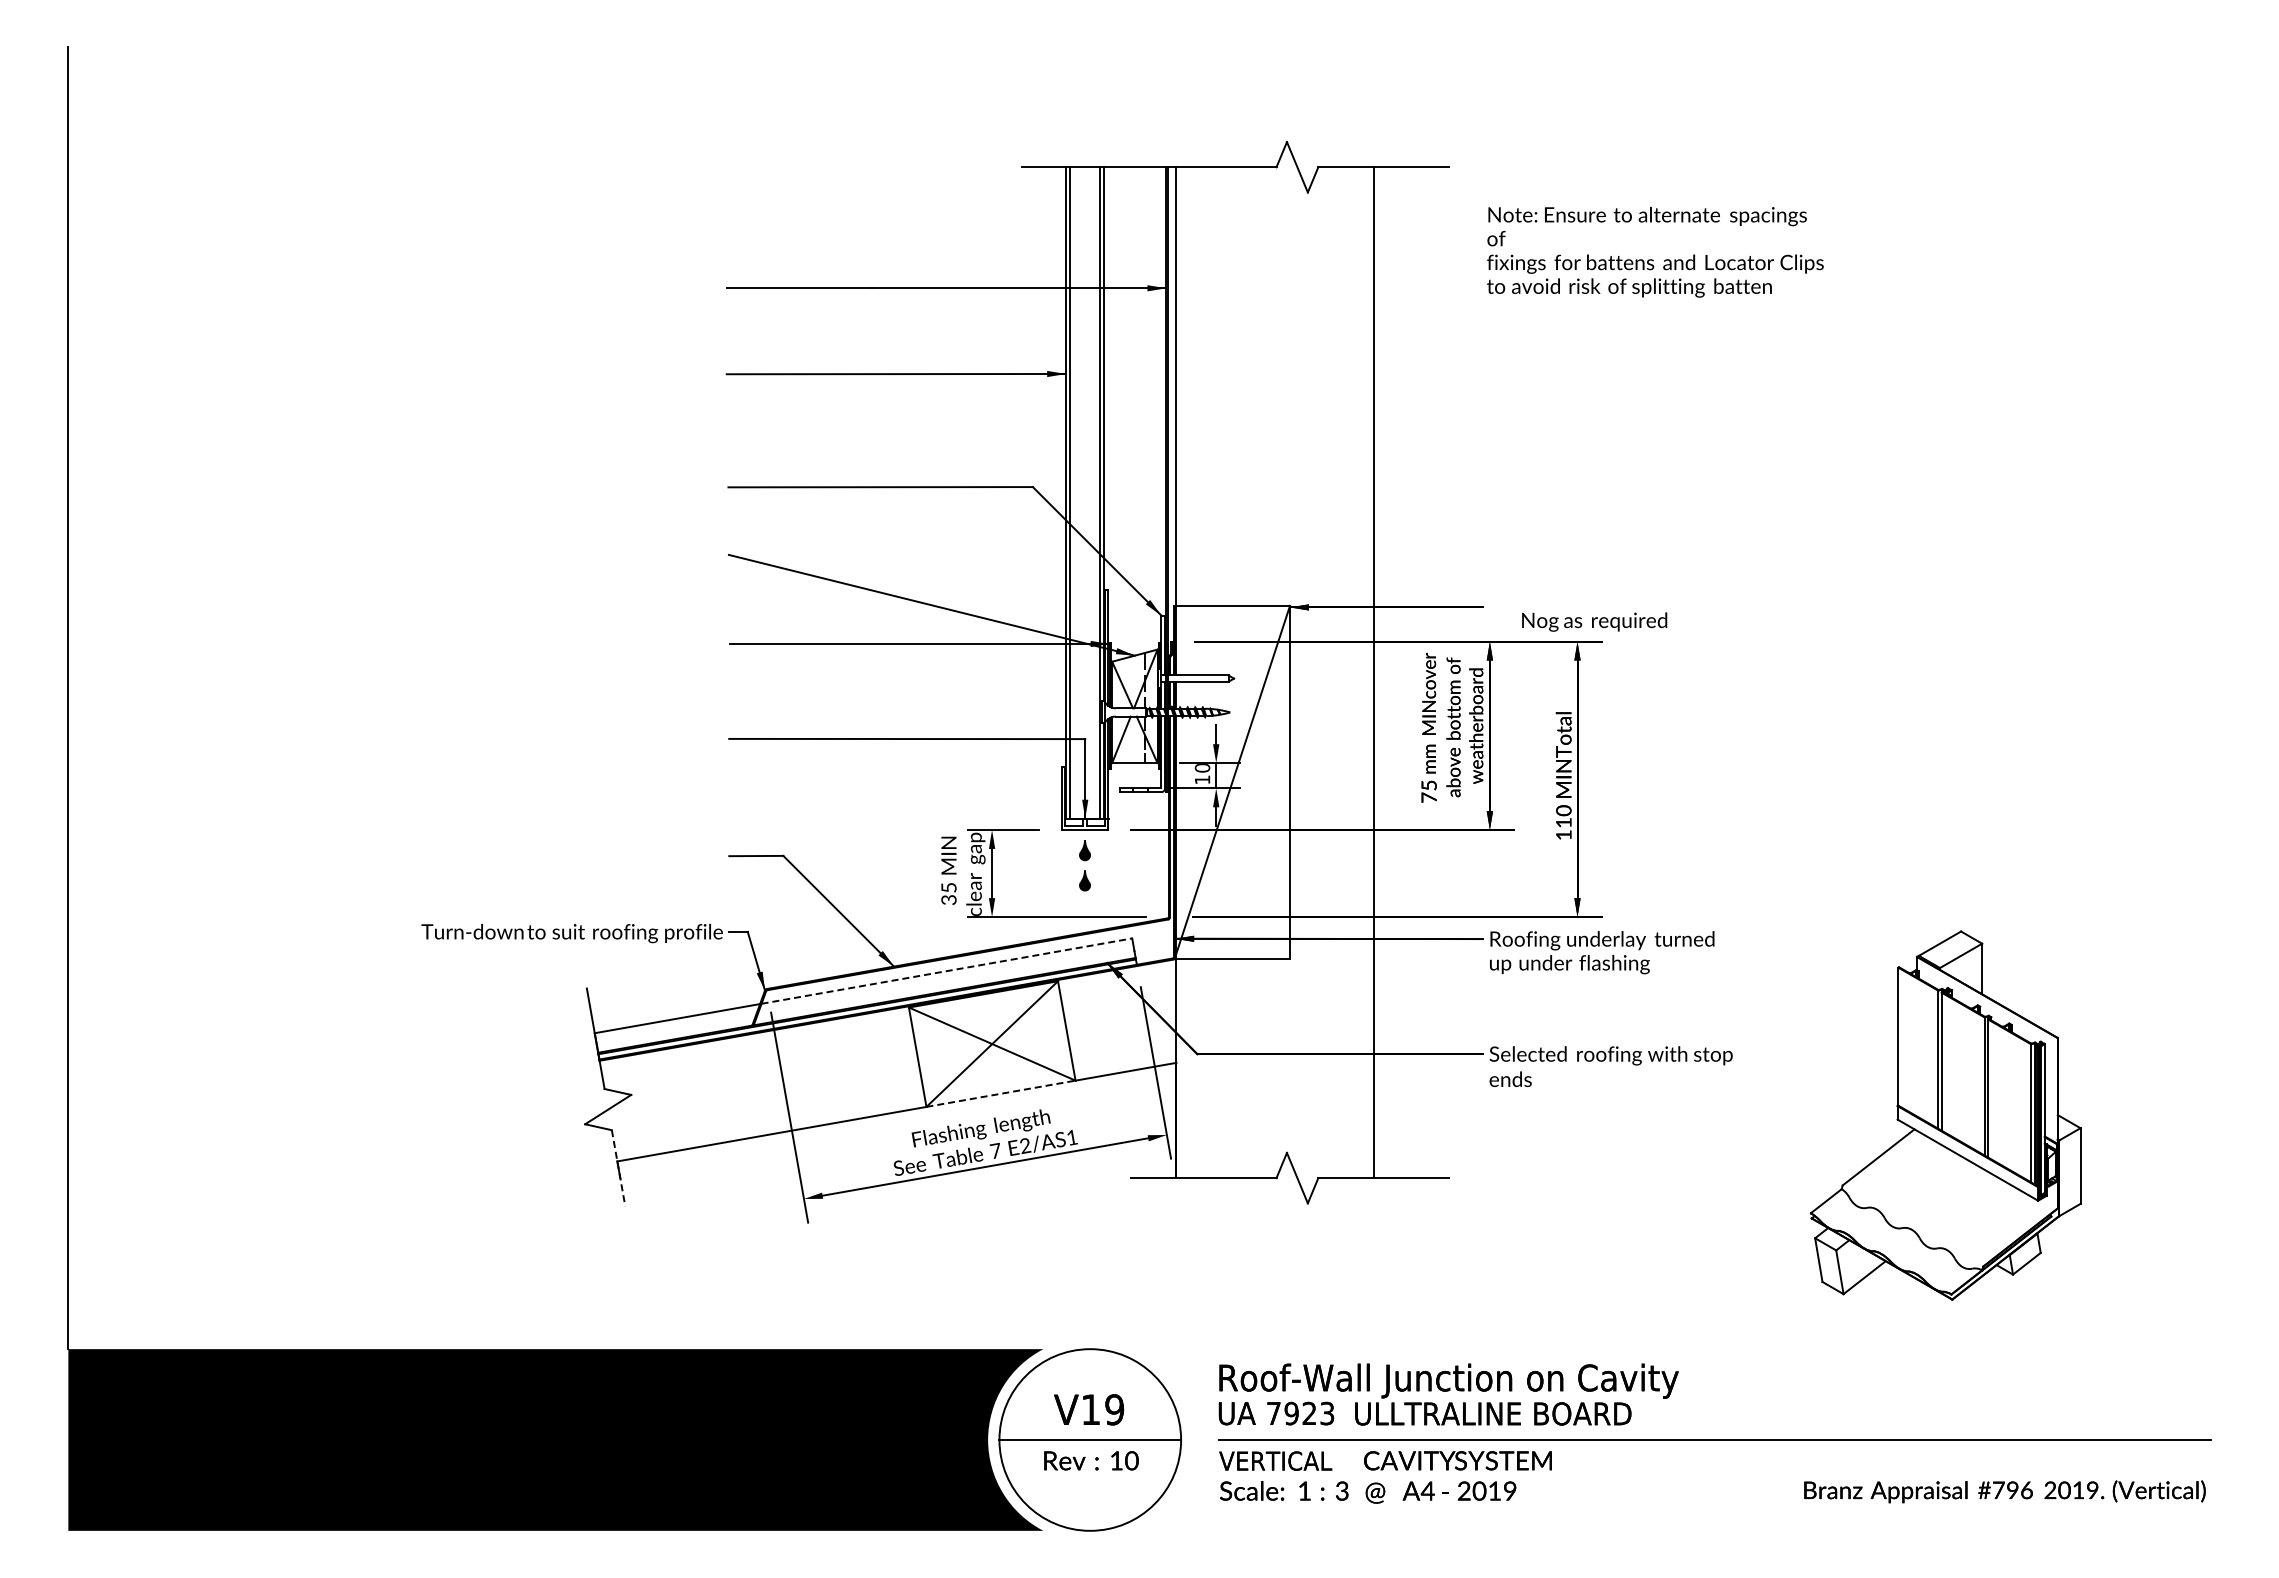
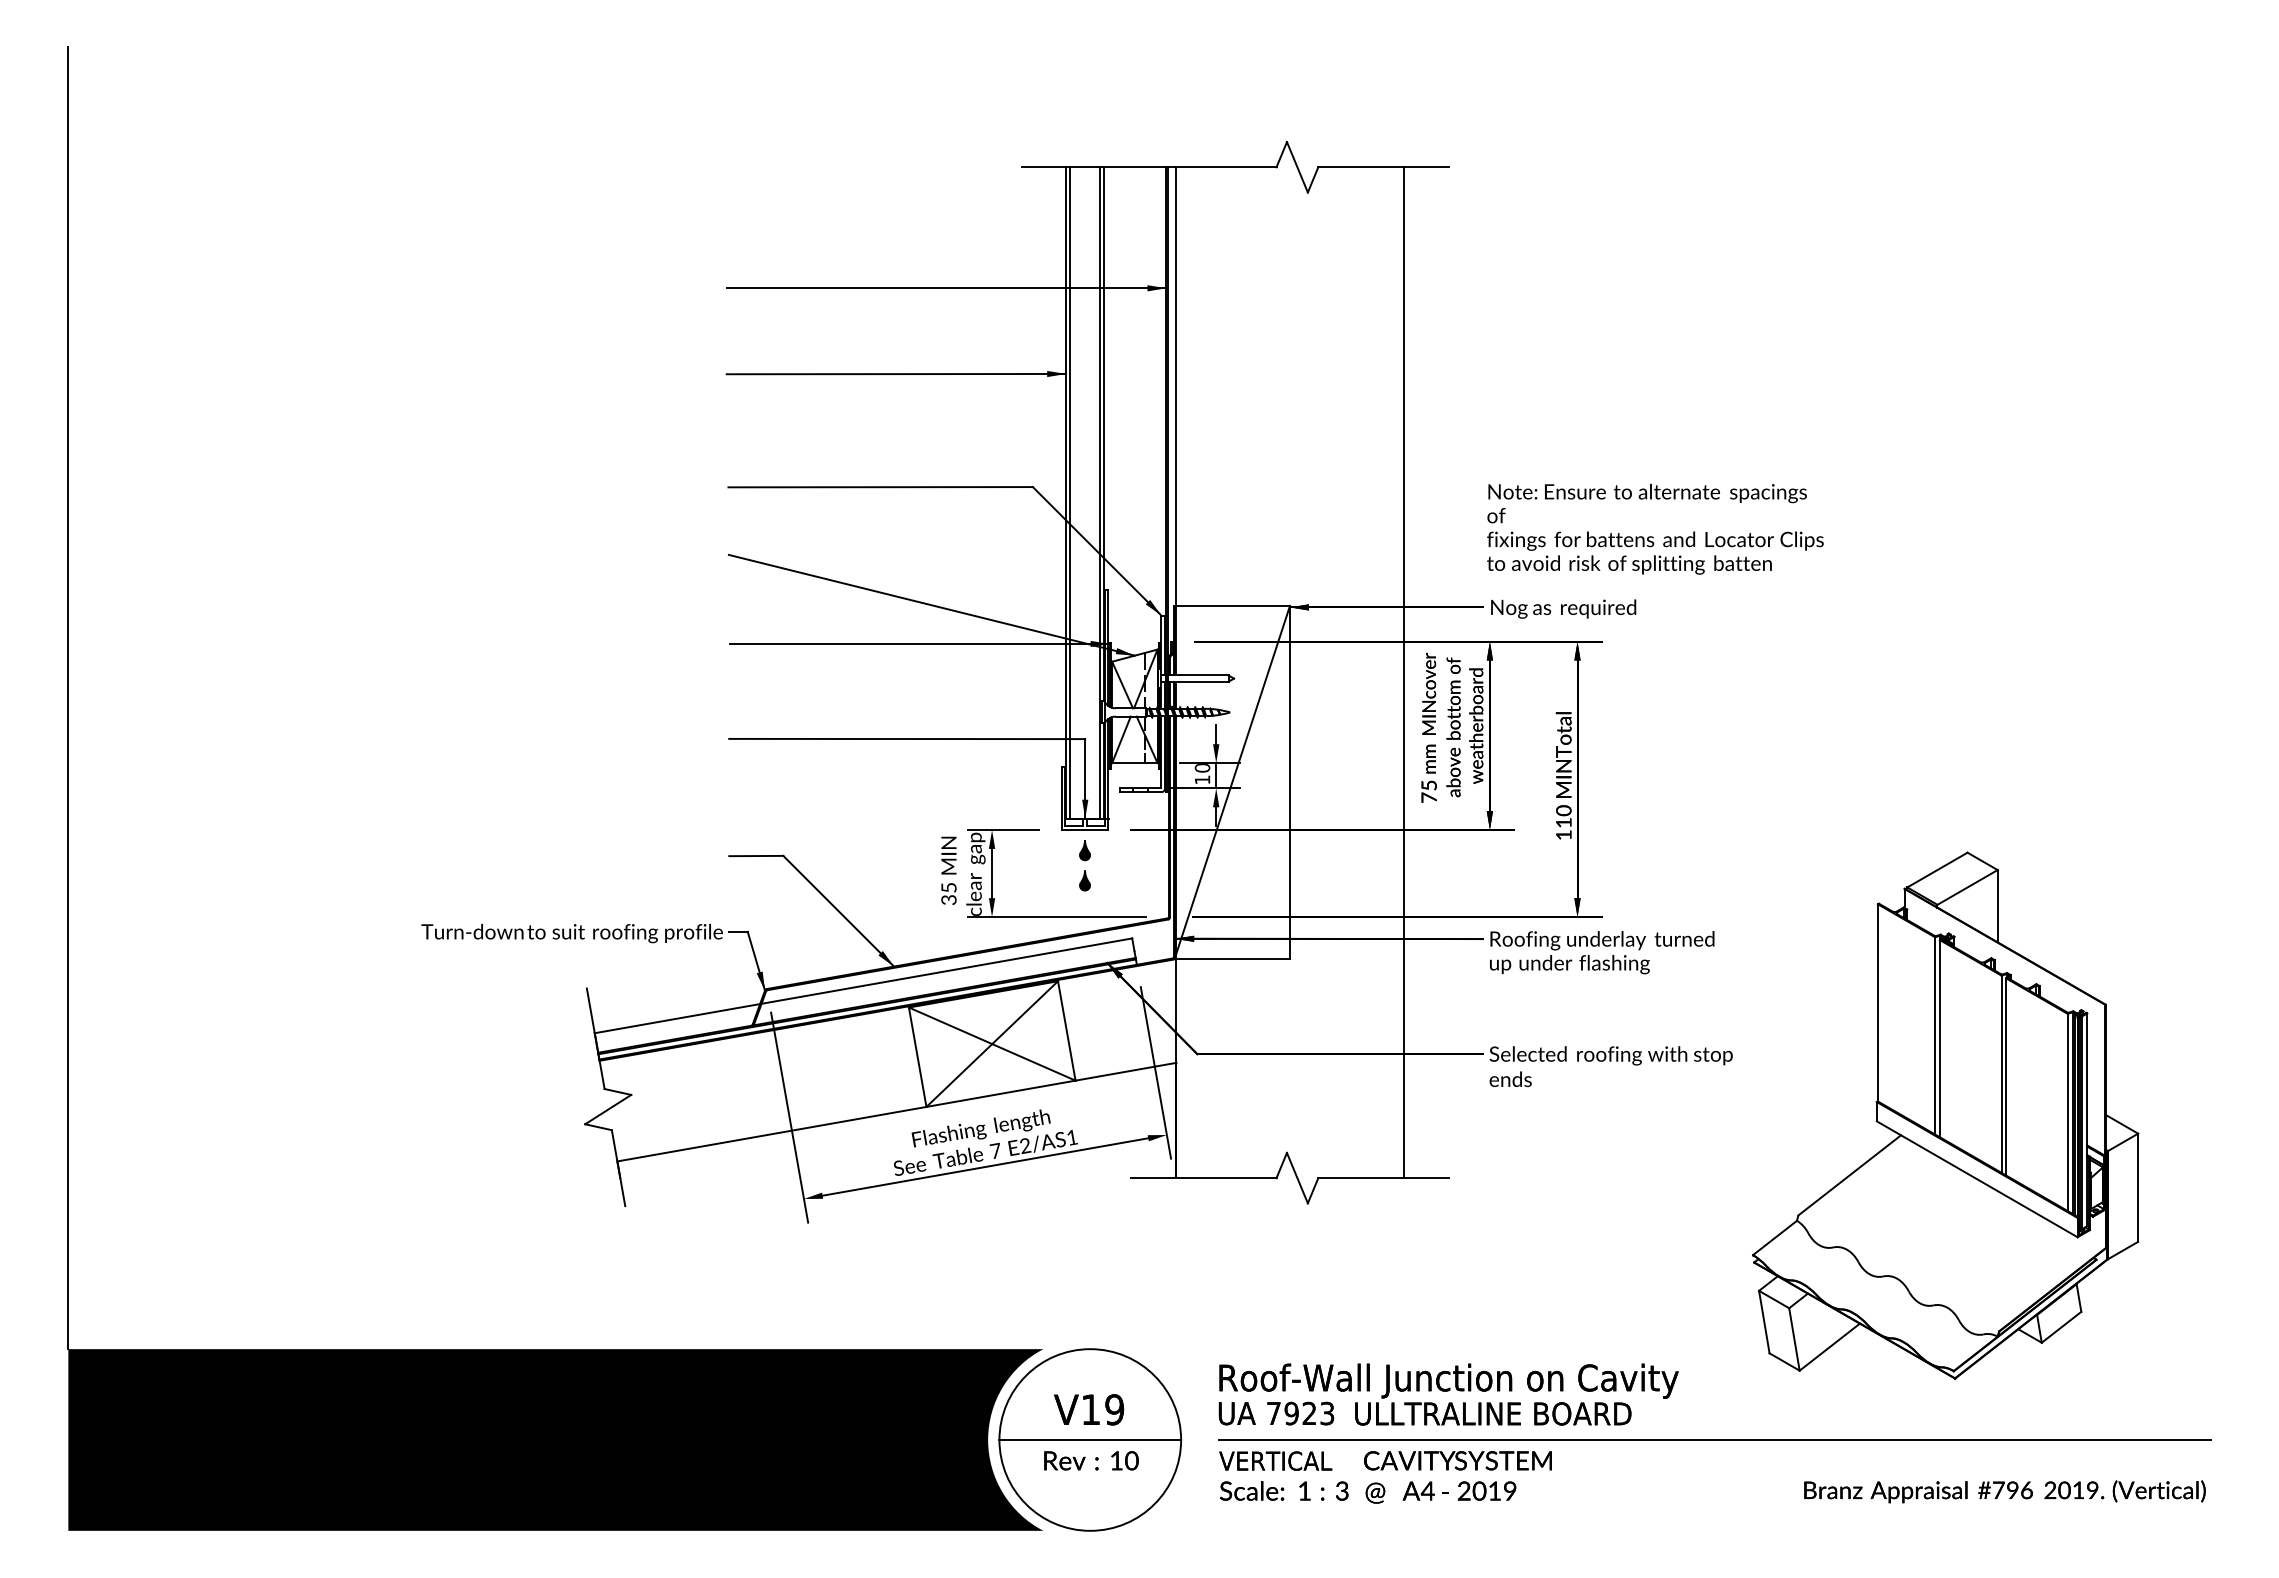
text position: (1655, 251) -> (1655, 528) (1655, 528)
text position: (1594, 621) -> (1563, 608) (1563, 608)
line position: (1373, 672) -> (1403, 672) (1403, 672)
line: dashed -> solid (947, 971)
line: dashed -> solid (1001, 1093)
part size: 272x371 px -> 388x529 px (1945, 1115)
line: dashed -> solid (618, 1168)
